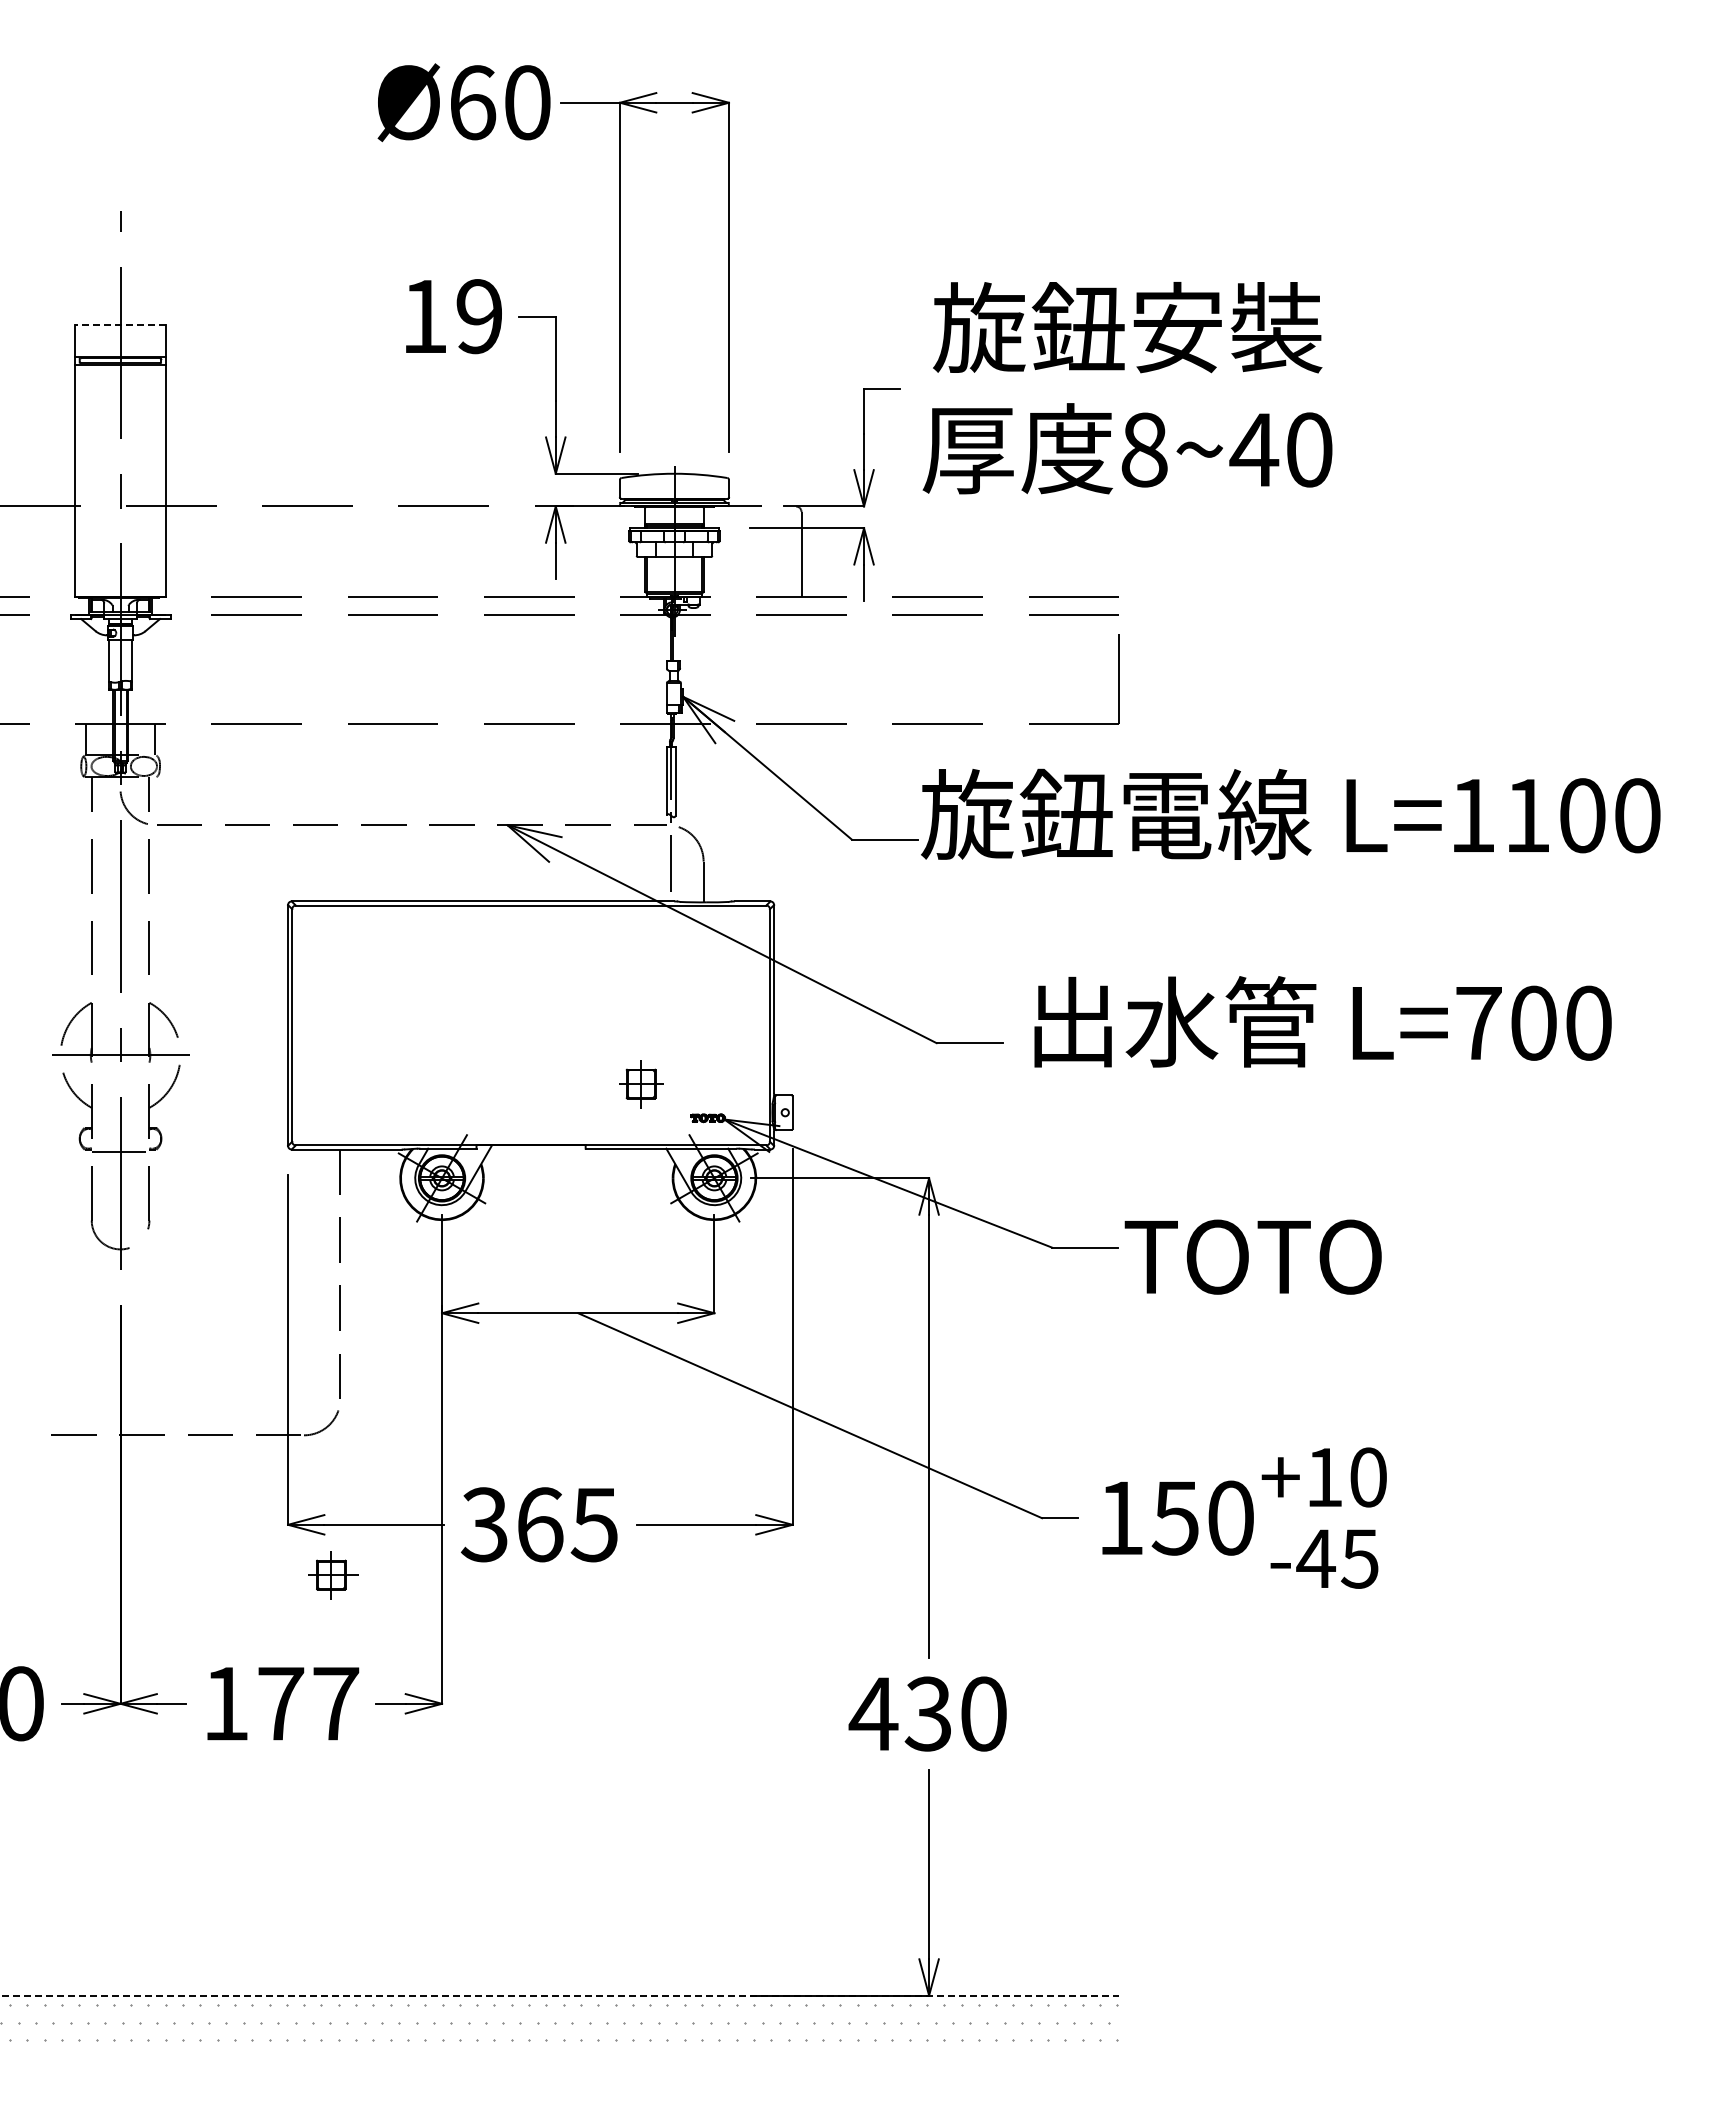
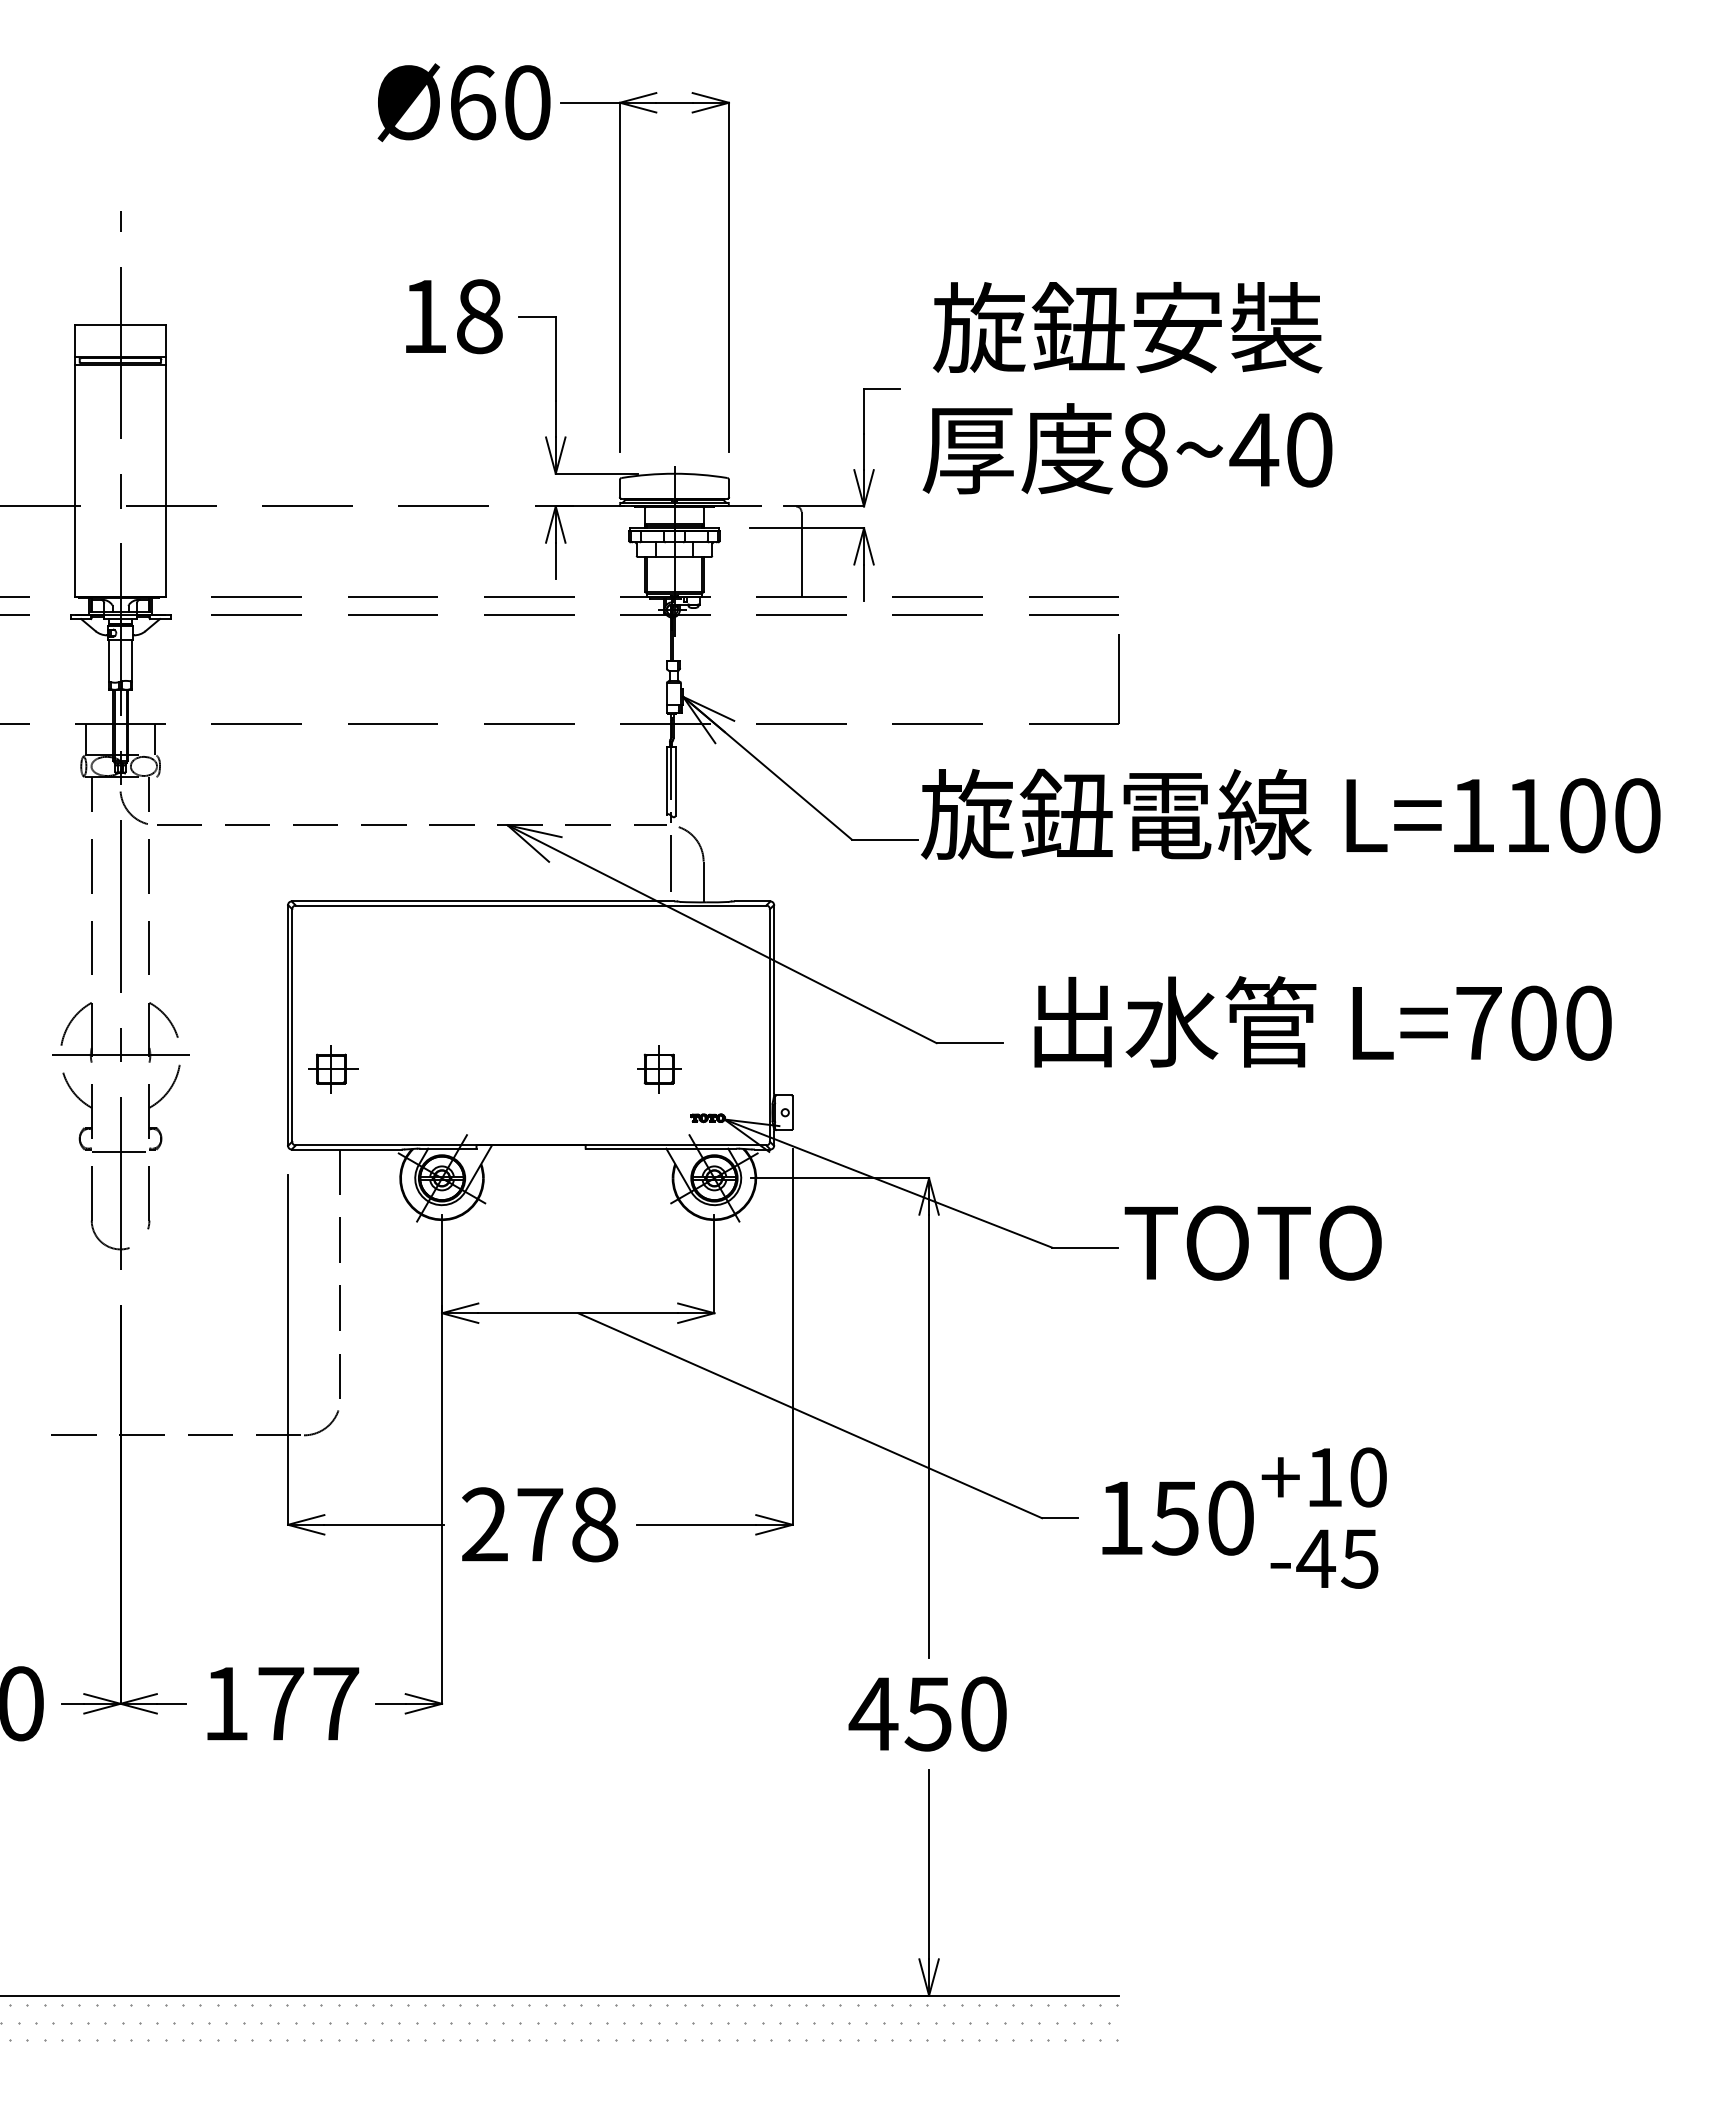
text: 19 -> 18 (479, 316)
line: dashed -> solid (120, 324)
part position: (641, 1084) -> (659, 1069) (659, 1069)
text position: (1252, 1256) -> (1252, 1242) (1252, 1242)
text: 365 -> 278 (539, 1524)
part position: (333, 1575) -> (333, 1069) (333, 1069)
text: 430 -> 450 (927, 1713)
line: dashed -> solid (560, 1995)
